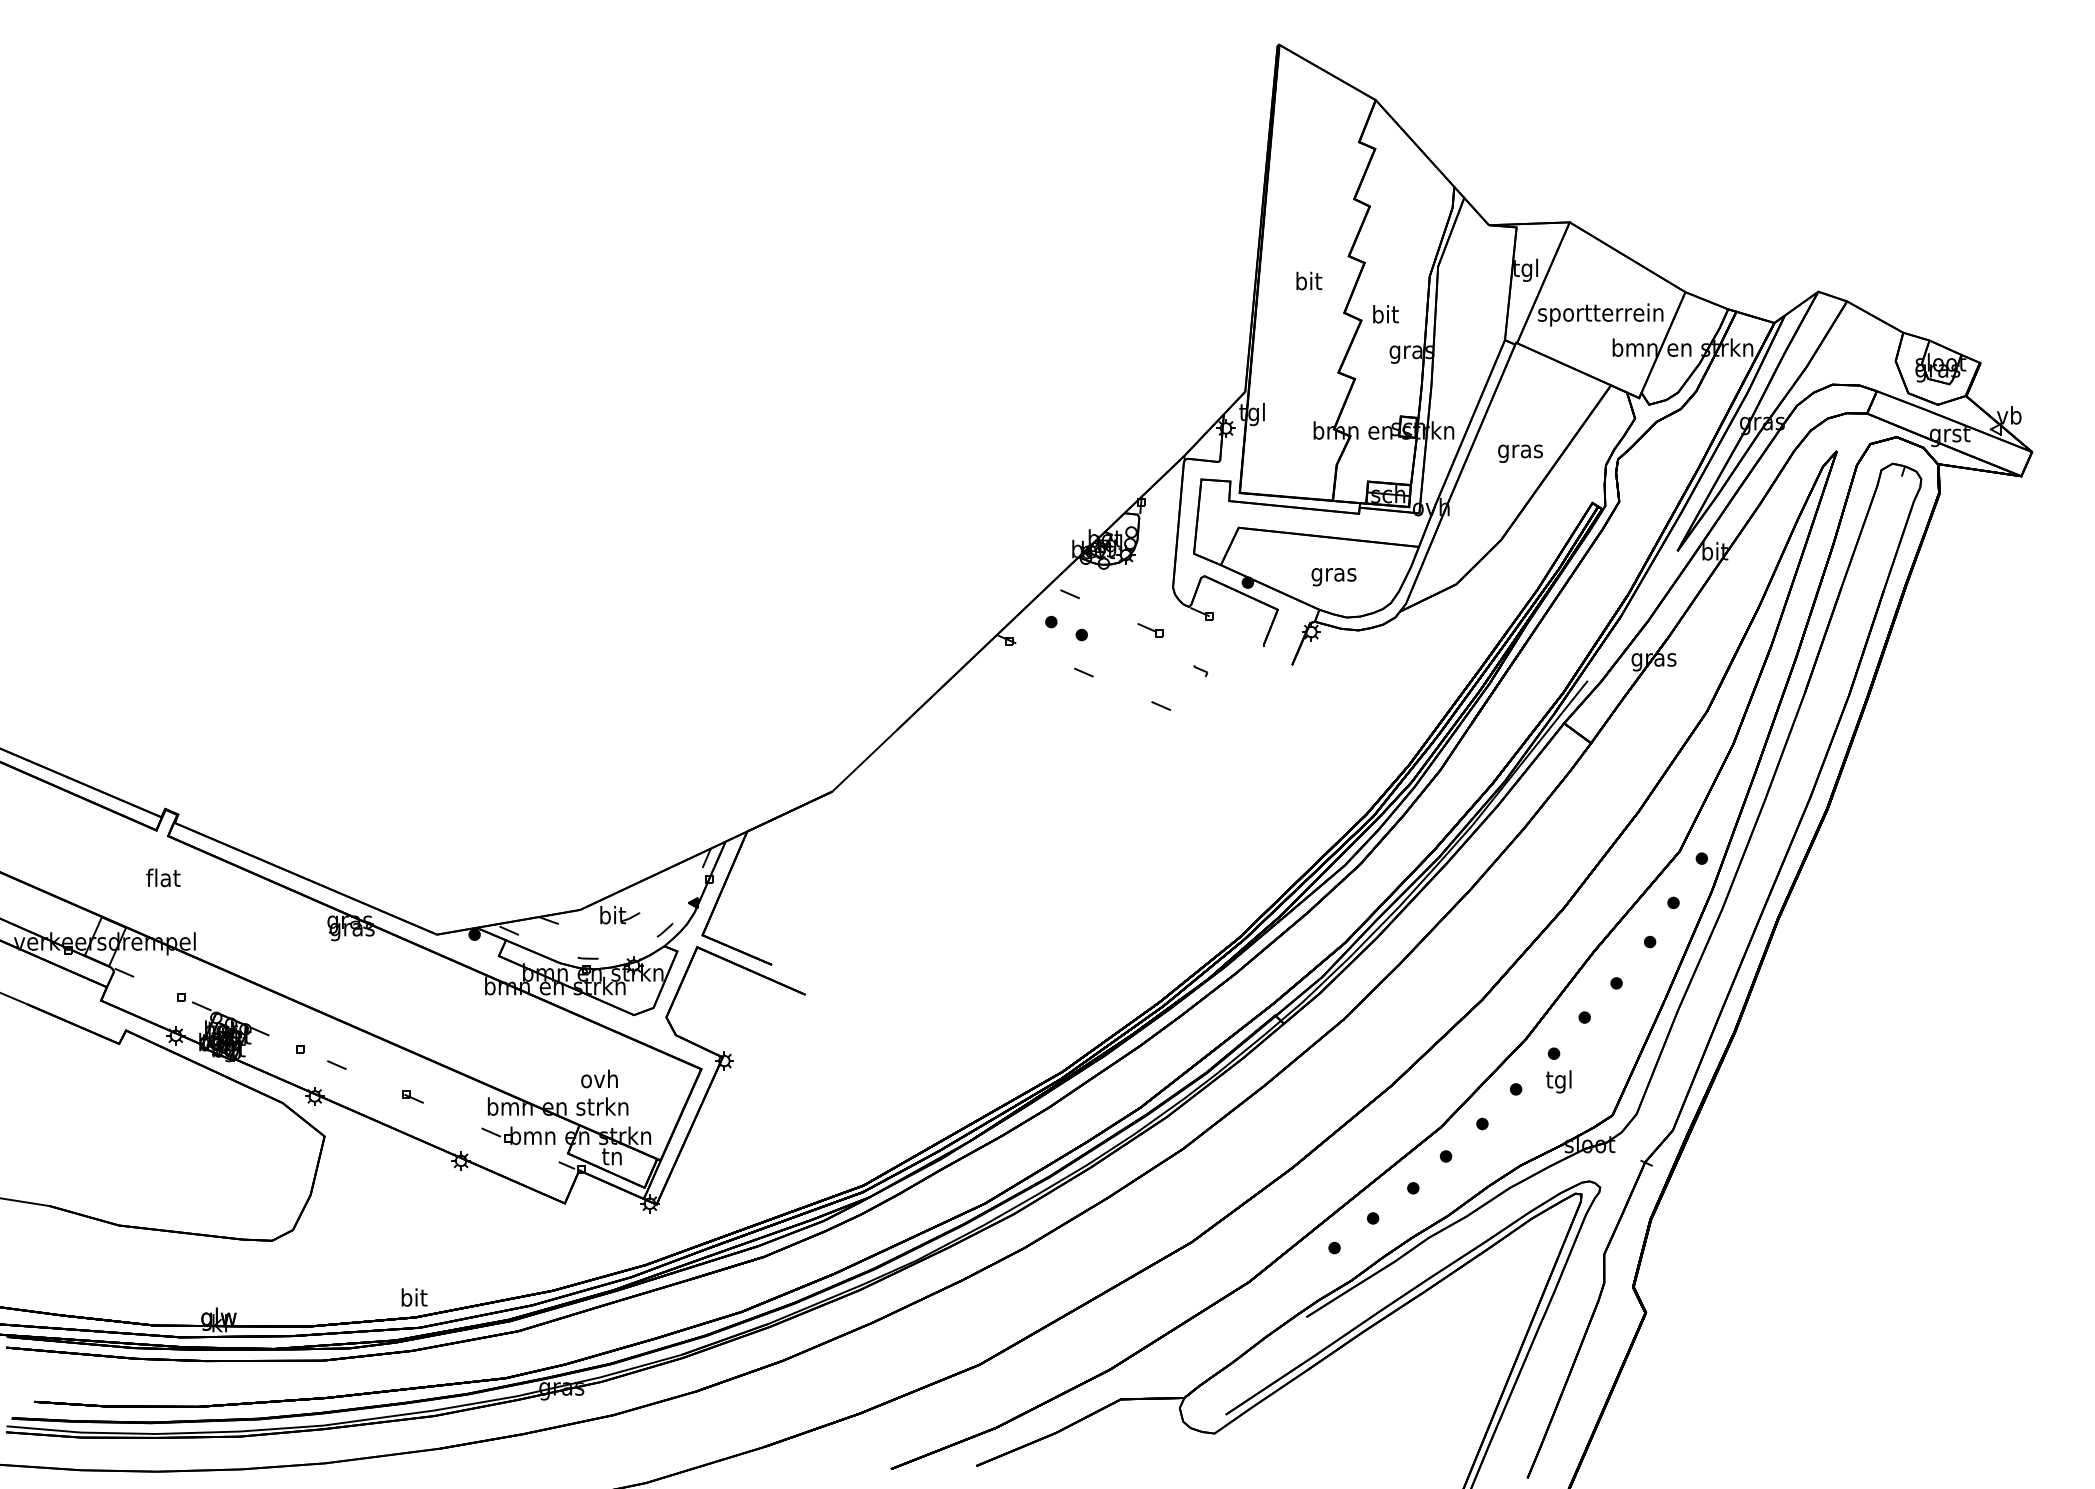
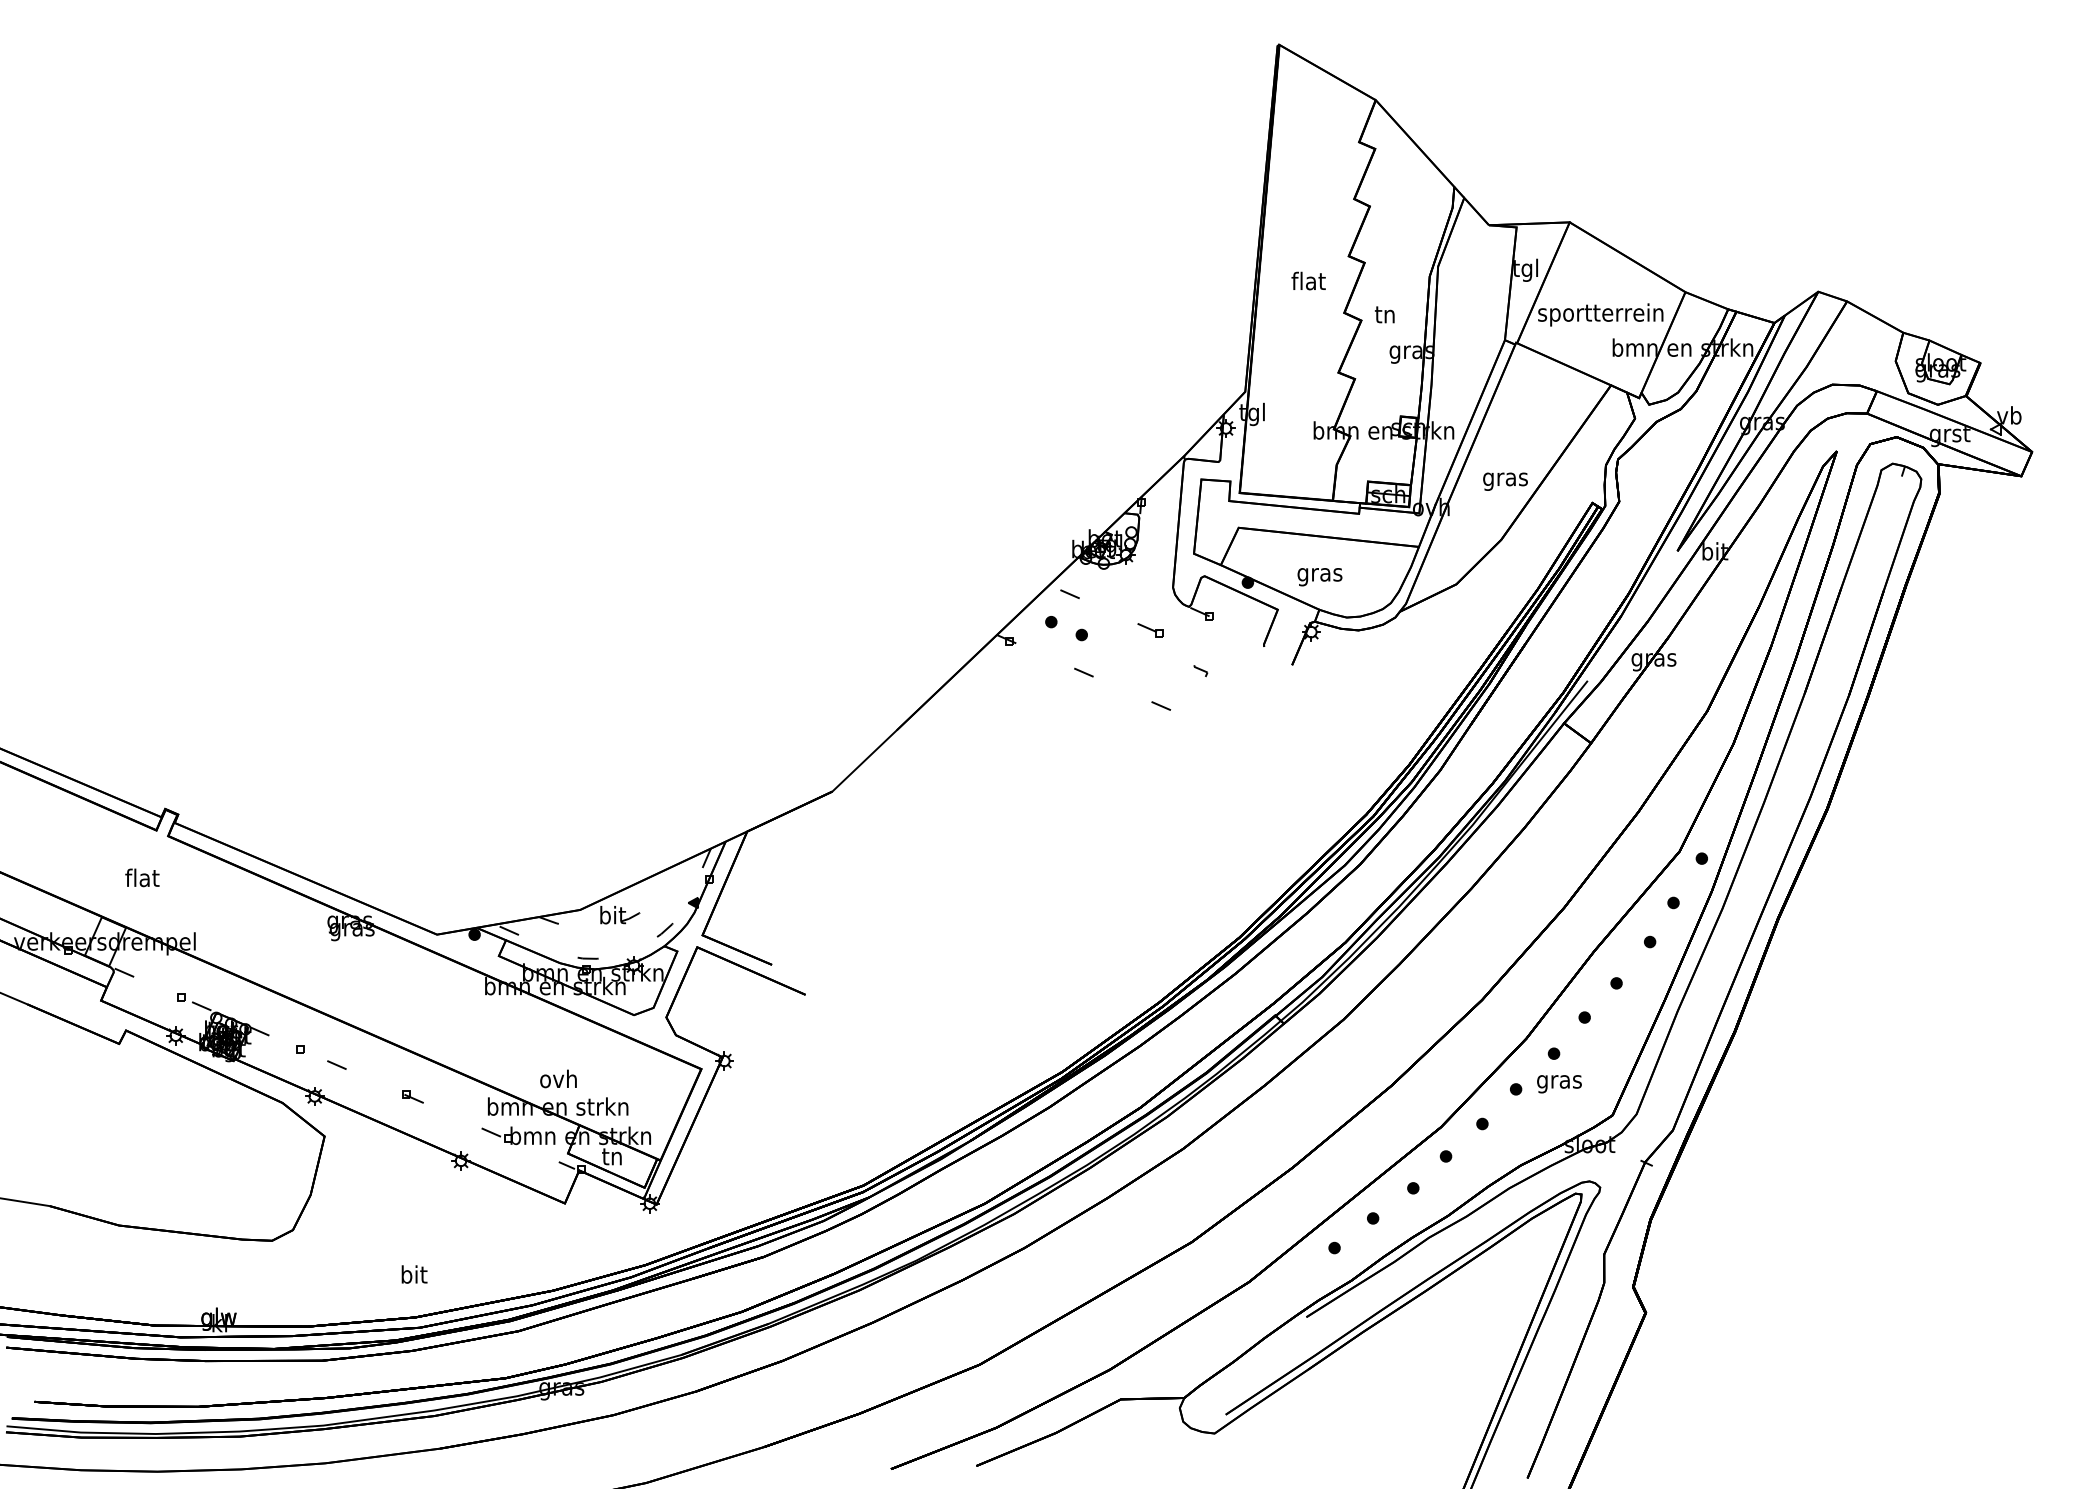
text: bit -> flat (1308, 280)
text: bit -> tn (1385, 314)
text position: (1520, 453) -> (1505, 481) (1505, 481)
text position: (1333, 577) -> (1319, 577) (1319, 577)
text position: (163, 877) -> (142, 877) (142, 877)
text position: (599, 1078) -> (558, 1078) (558, 1078)
text: tgl -> gras (1559, 1081)
text position: (414, 1297) -> (414, 1274) (414, 1274)
